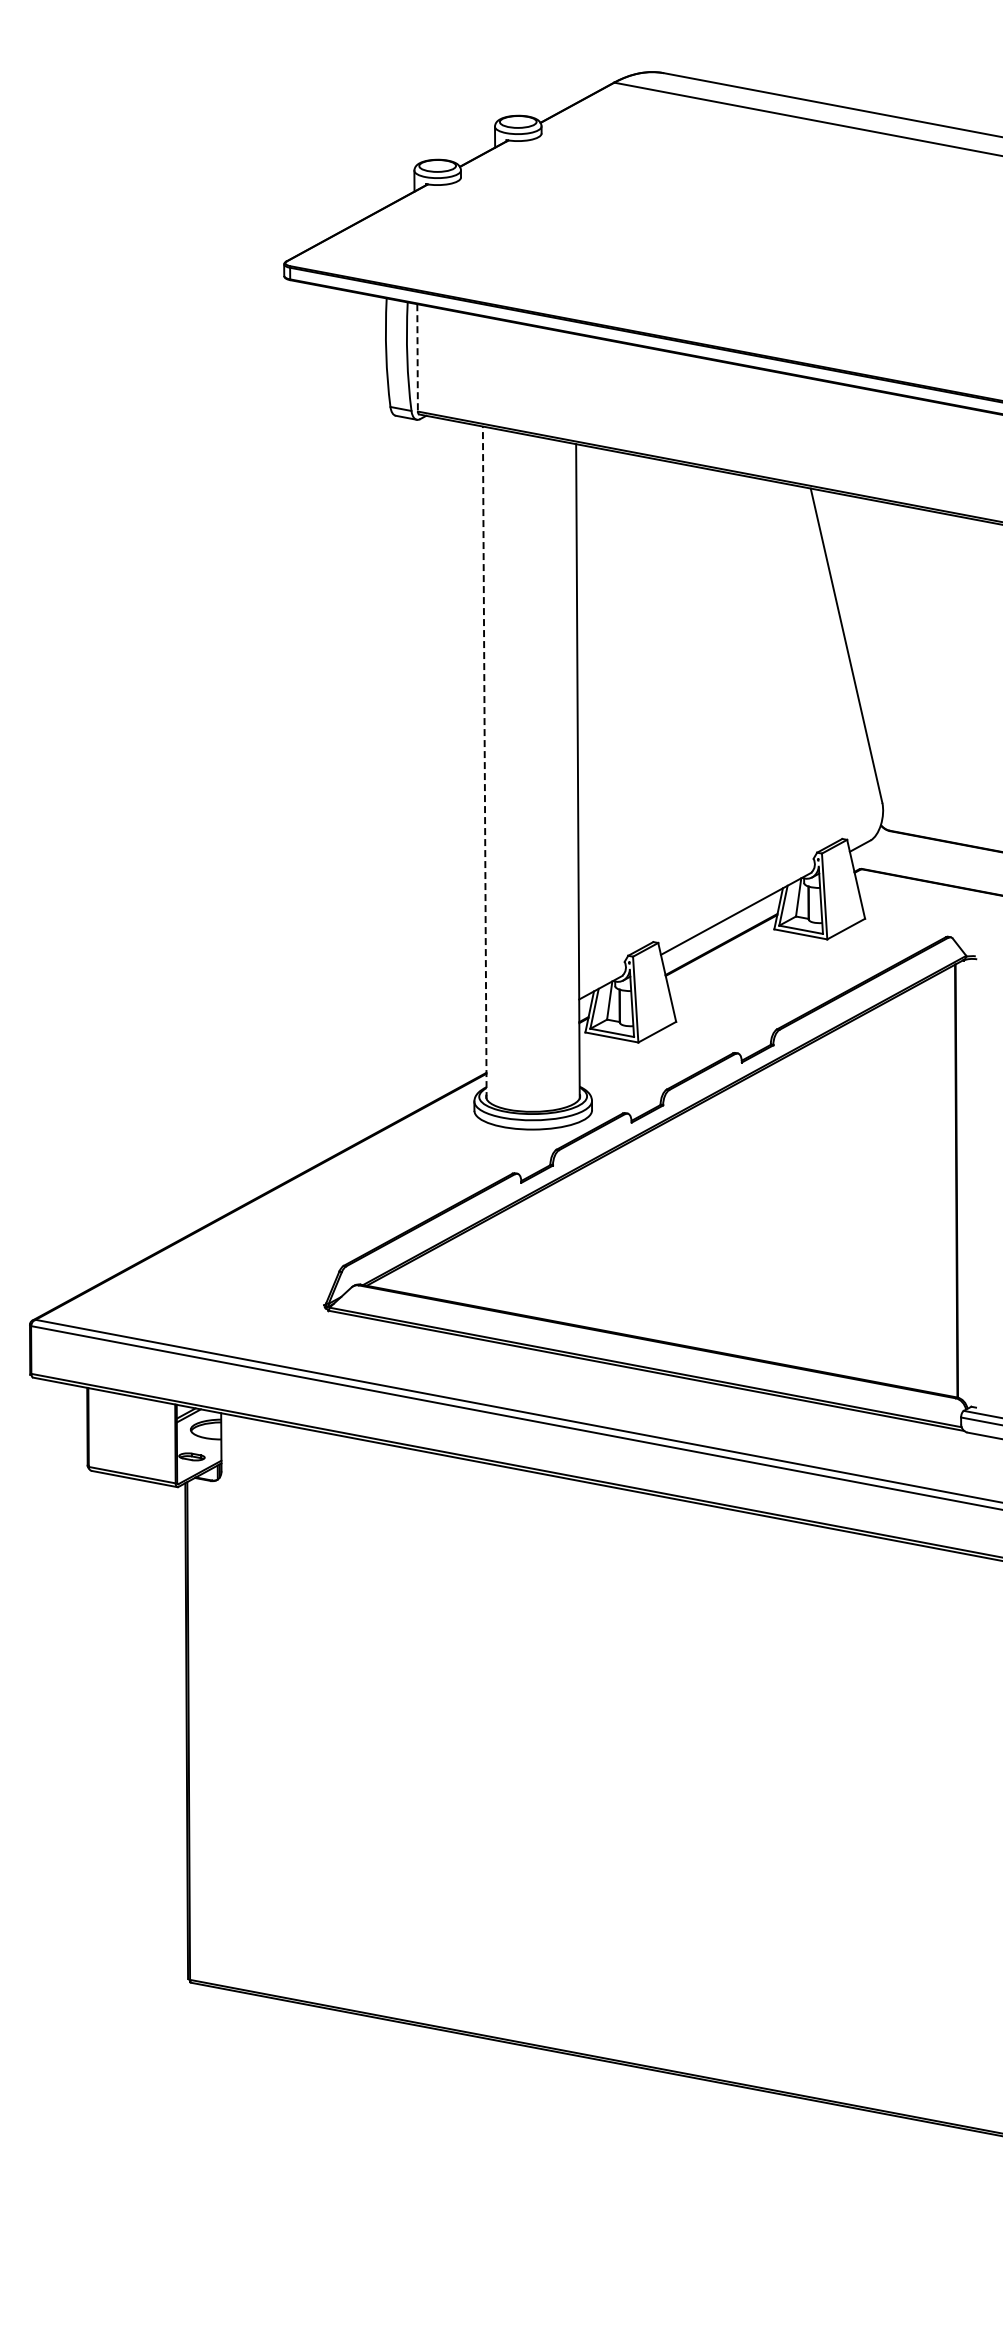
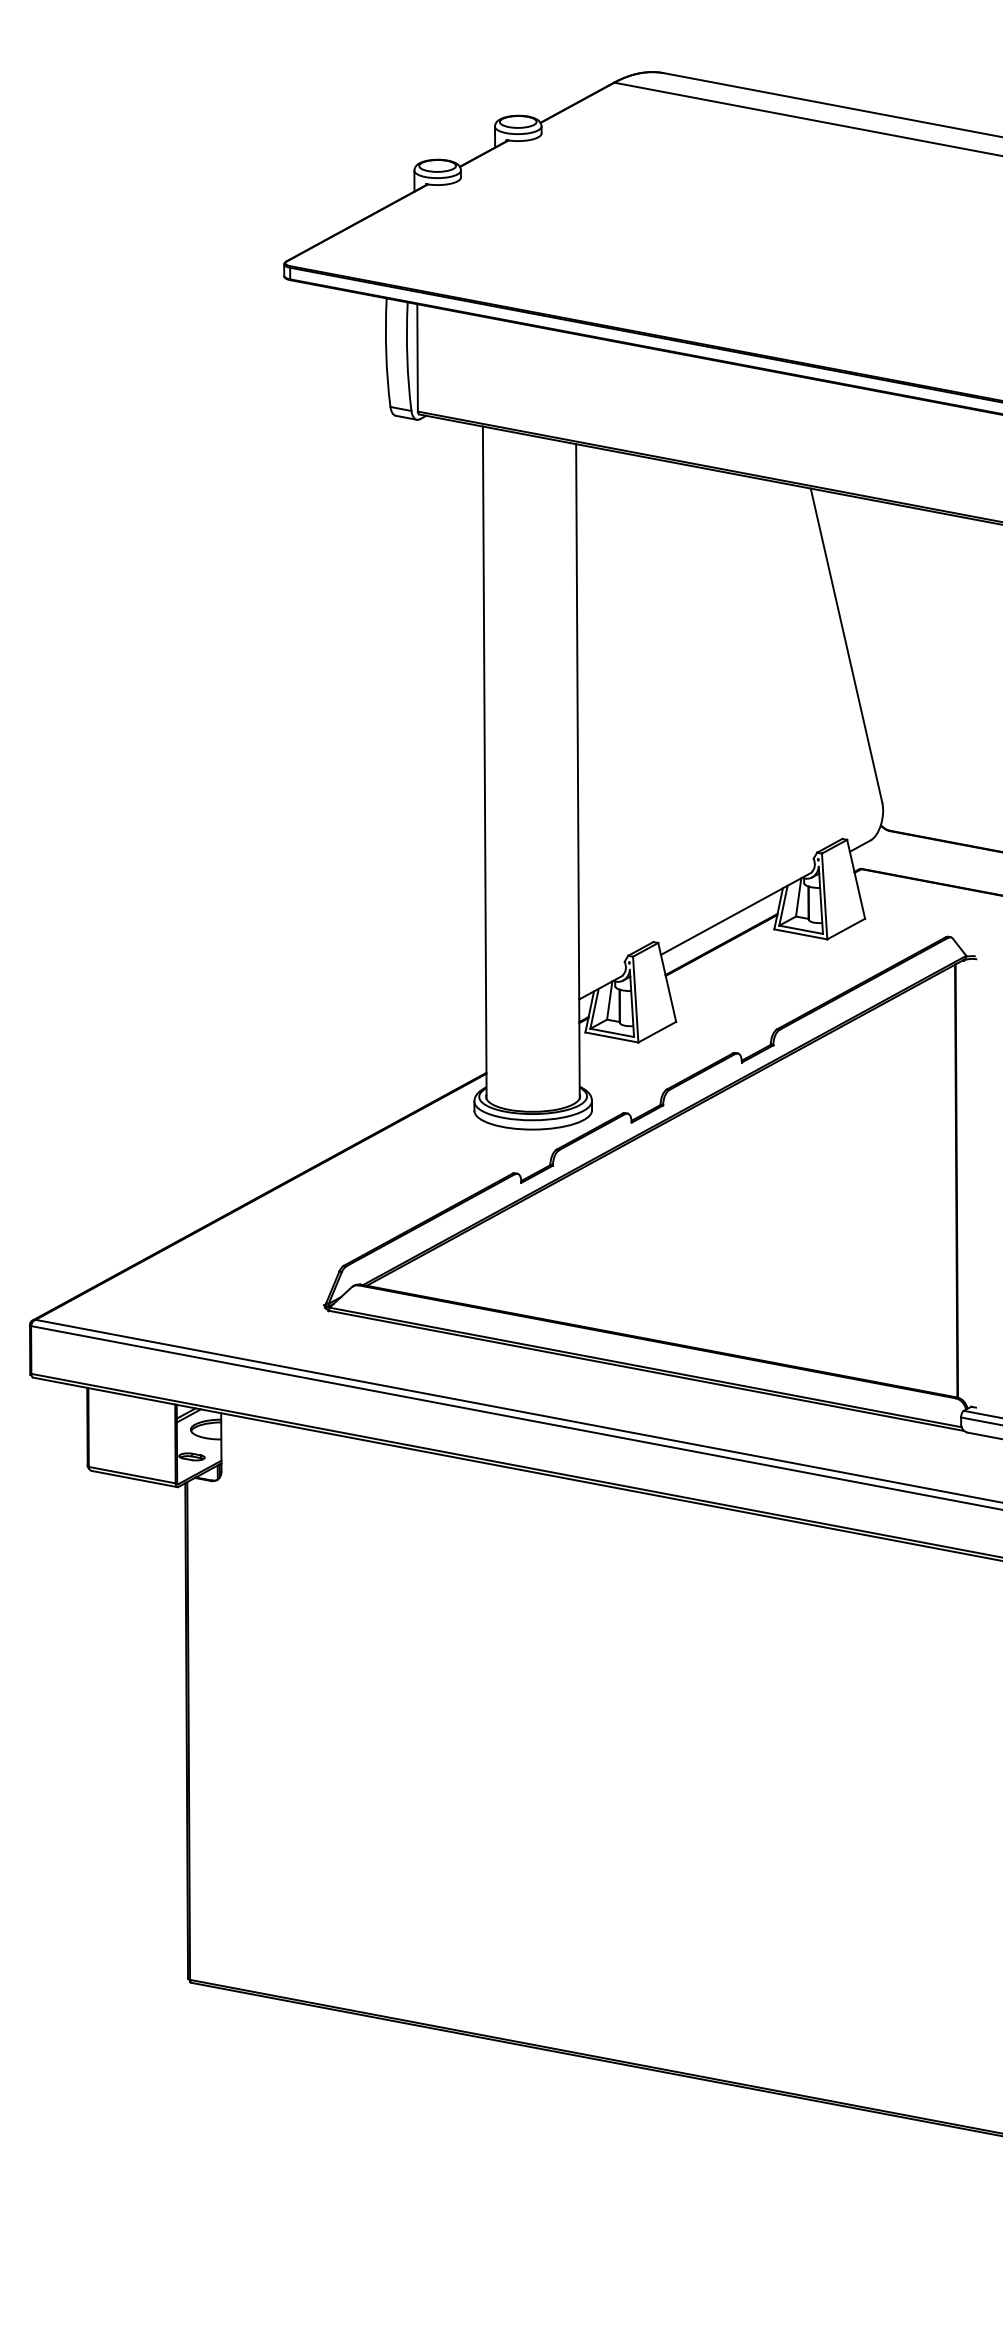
line: dashed -> solid (417, 357)
line: dashed -> solid (484, 762)
